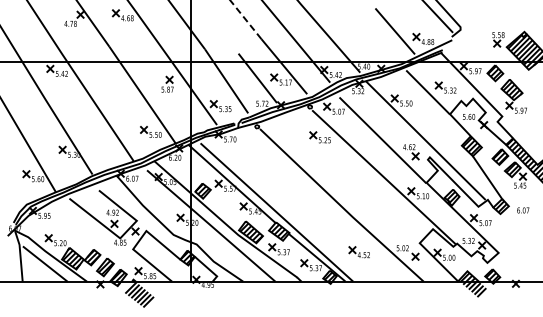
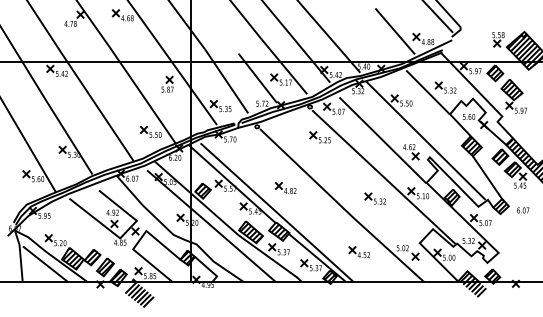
line: dashed -> solid (245, 19)
part: none -> present (285, 187)
part: none -> present (374, 198)
